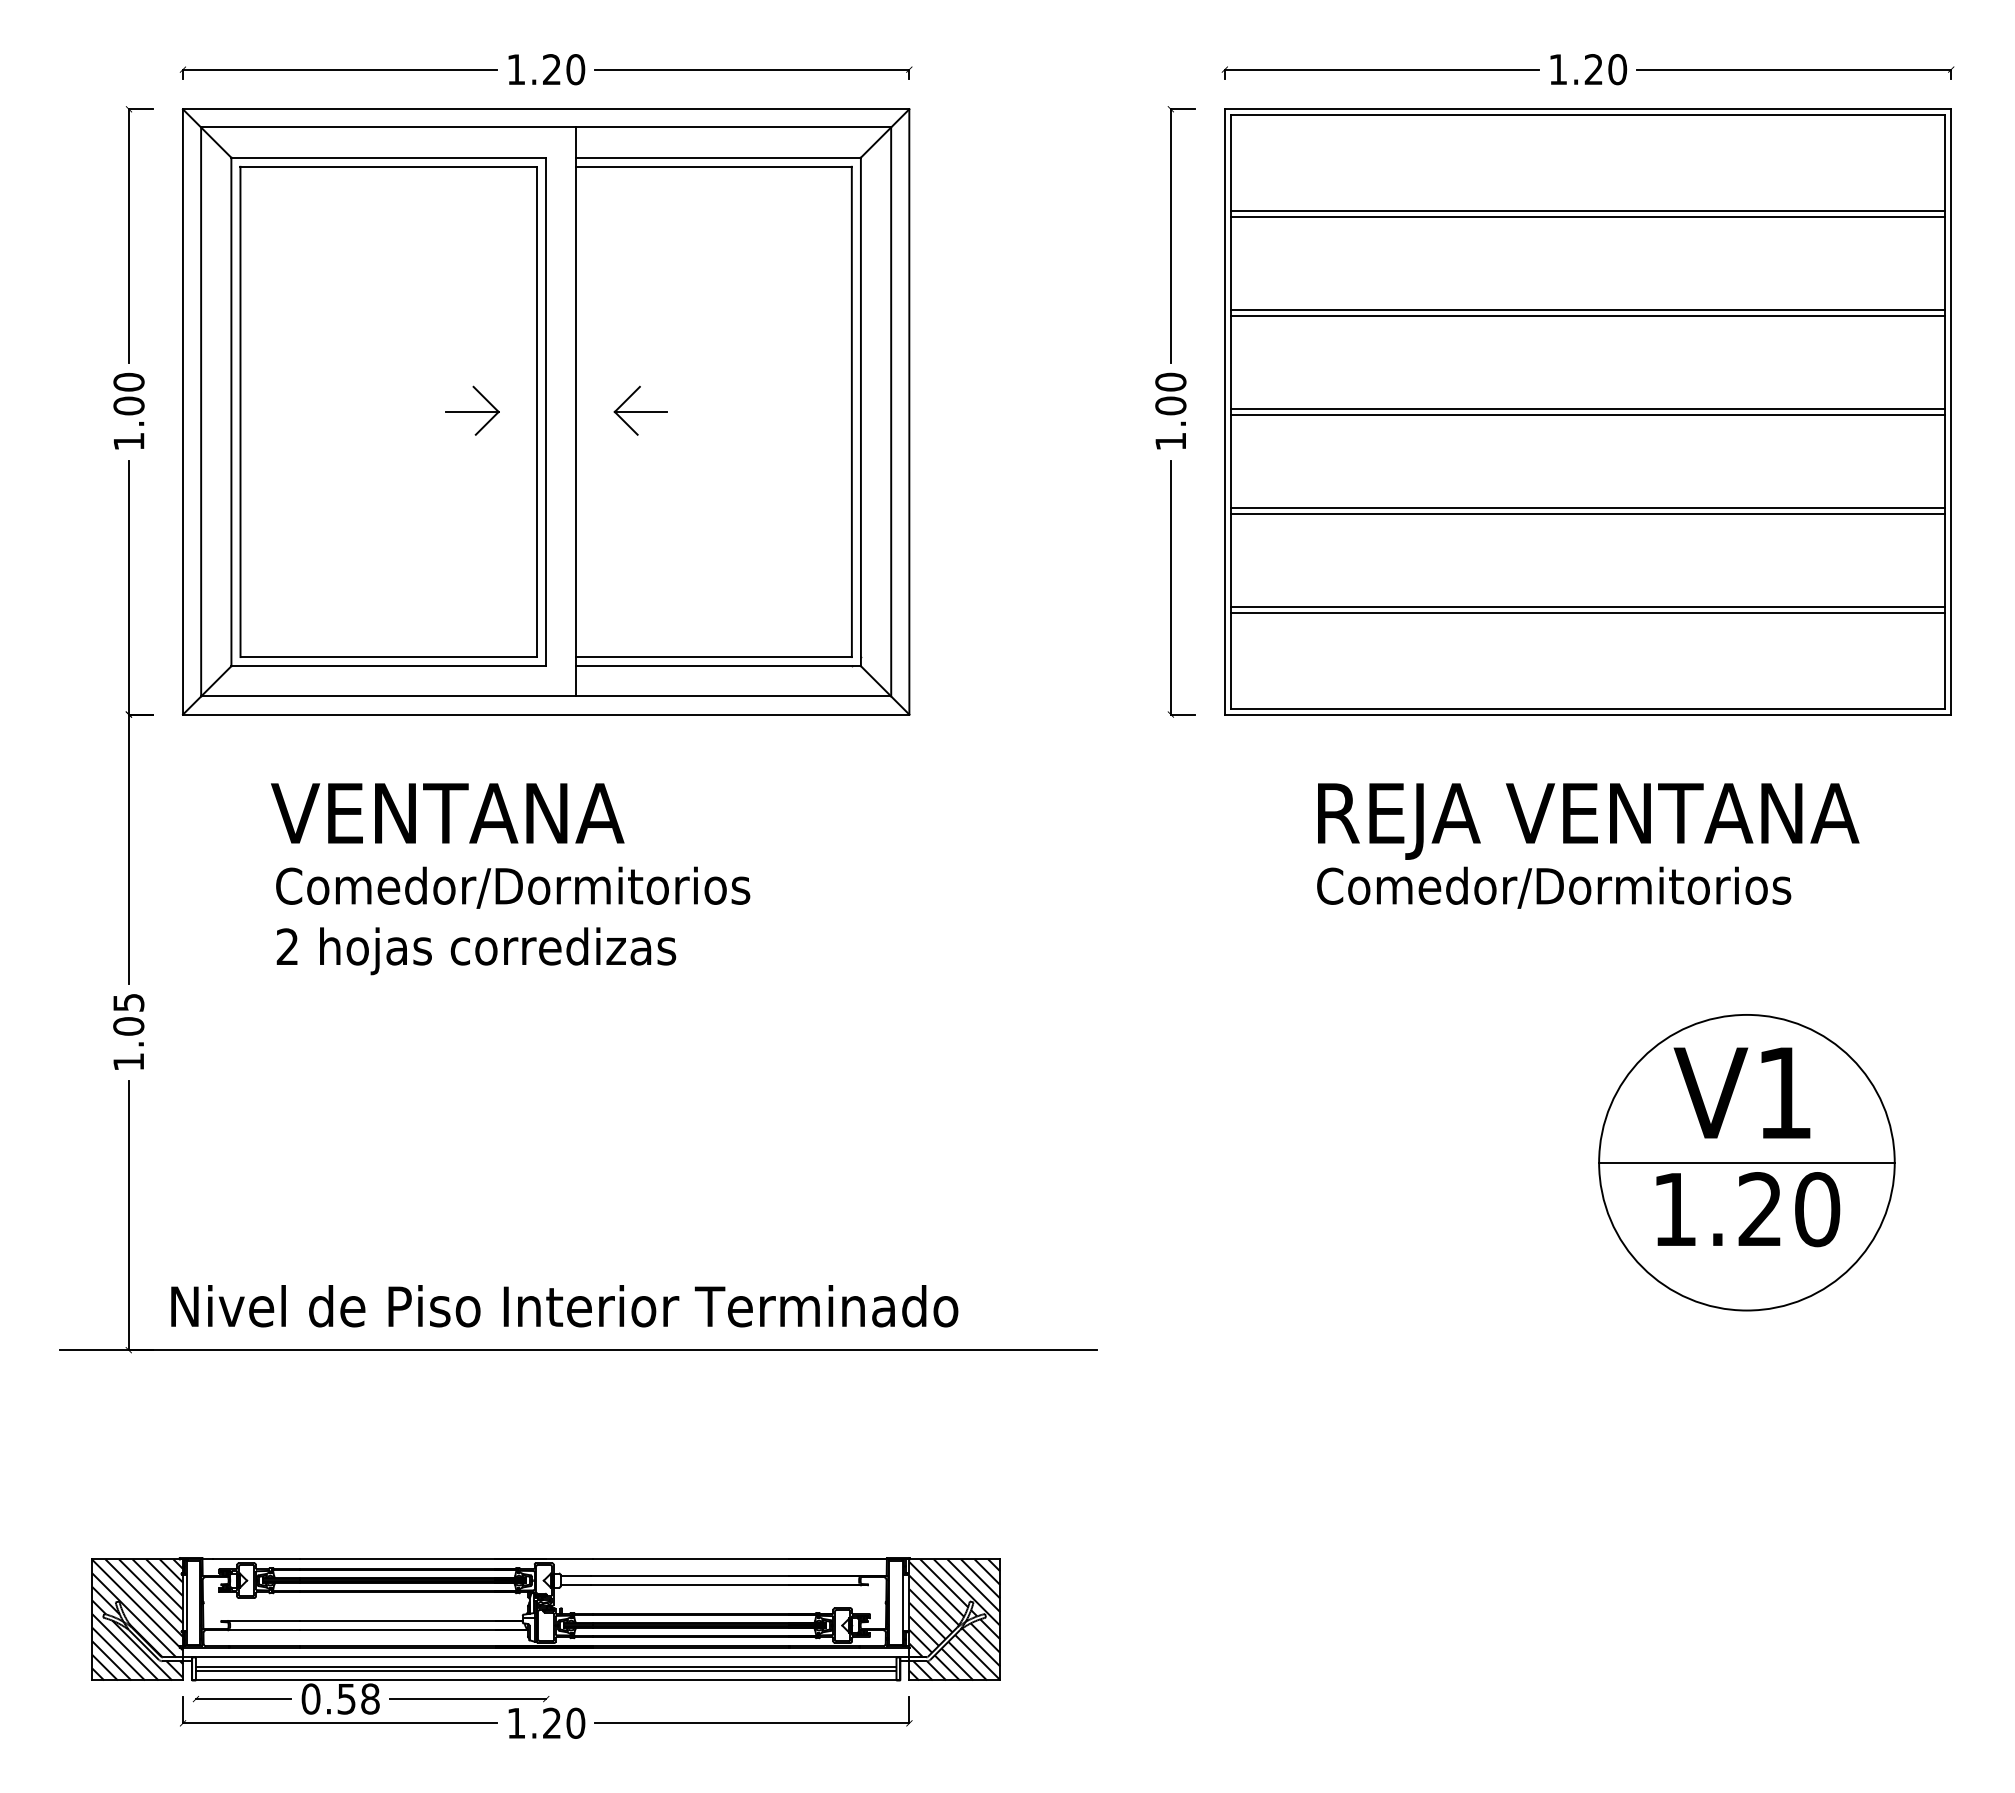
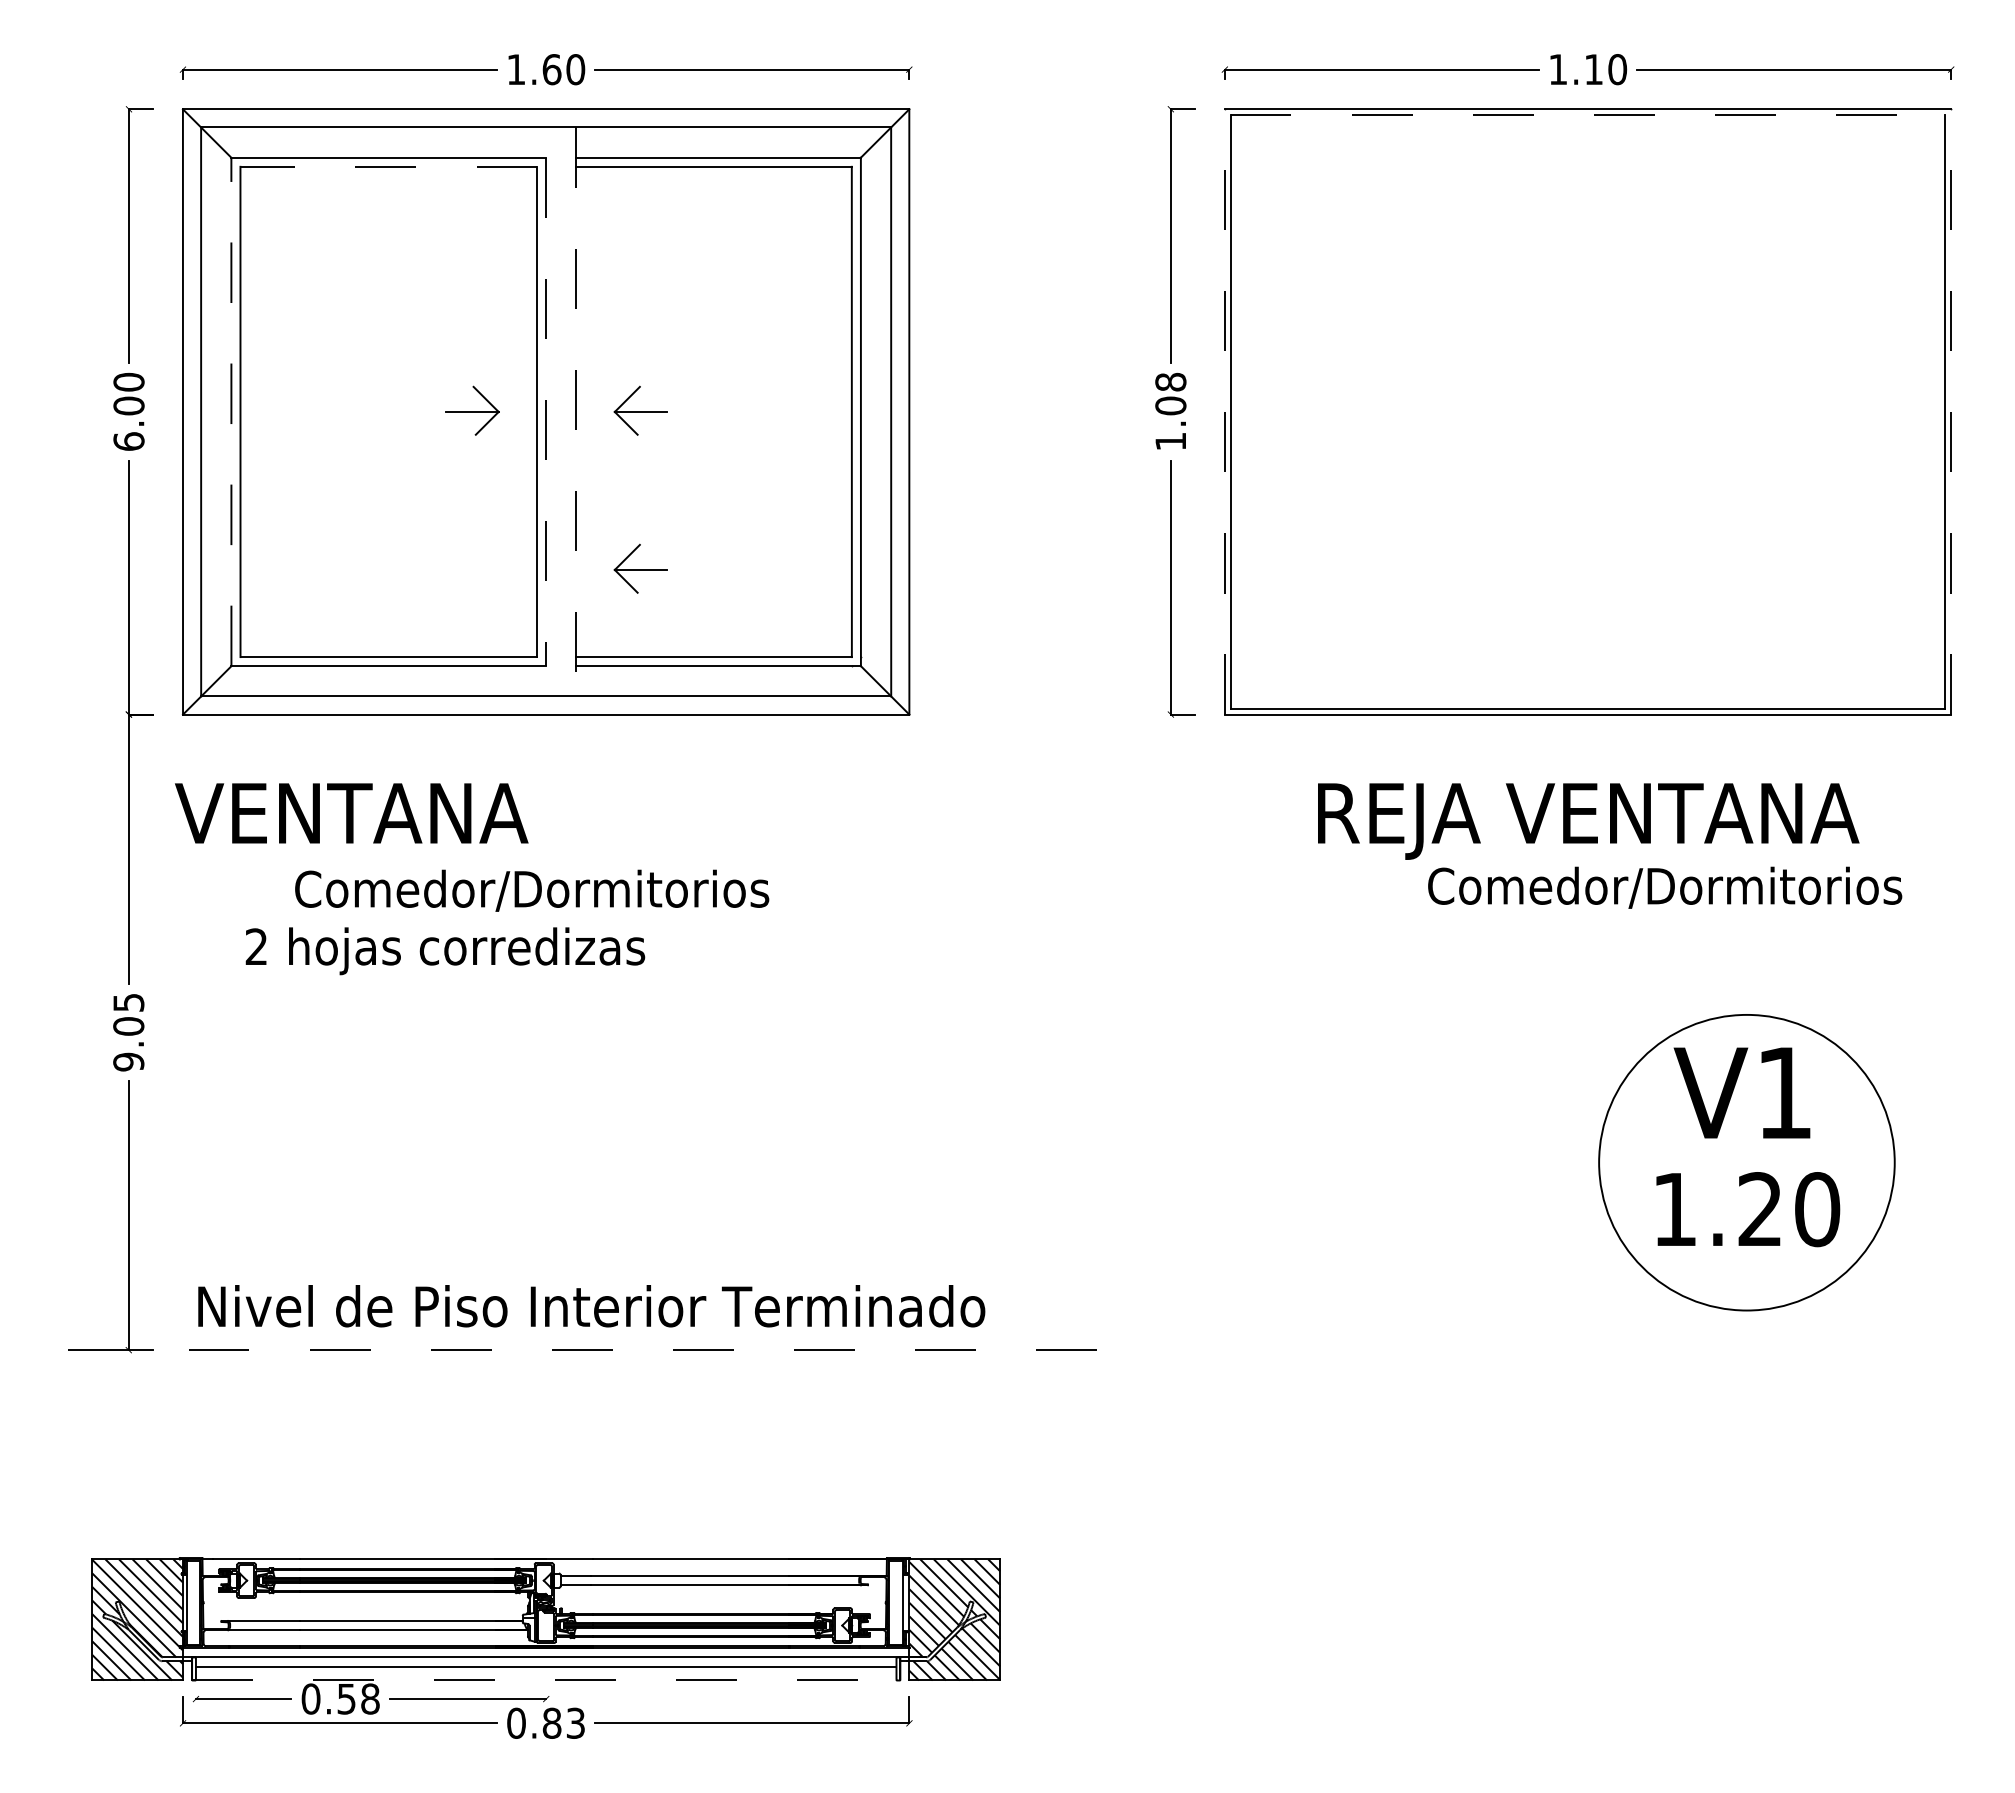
text: 1.20 -> 1.60 (551, 69)
text: 1.20 -> 1.10 (1593, 69)
line: solid -> dashed (1588, 115)
line: solid -> dashed (388, 166)
line: present -> none (1587, 211)
line: present -> none (1587, 217)
line: present -> none (1587, 310)
line: present -> none (1587, 316)
text: 1.00 -> 1.08 (1170, 381)
line: present -> none (1587, 408)
line: solid -> dashed (231, 411)
line: solid -> dashed (1224, 411)
line: solid -> dashed (1951, 411)
line: solid -> dashed (546, 412)
line: solid -> dashed (576, 412)
line: present -> none (1587, 414)
text: 1.00 -> 6.00 (128, 441)
line: present -> none (1587, 507)
line: present -> none (1587, 513)
part: none -> present (640, 568)
line: present -> none (1587, 606)
line: present -> none (1587, 612)
text position: (447, 813) -> (351, 813) (351, 813)
text position: (513, 887) -> (532, 890) (532, 890)
text position: (1554, 887) -> (1665, 887) (1665, 887)
text position: (476, 951) -> (445, 951) (445, 951)
text: 1.05 -> 9.05 (128, 1061)
line: present -> none (1746, 1162)
text position: (564, 1306) -> (591, 1306) (591, 1306)
line: solid -> dashed (578, 1350)
line: present -> none (545, 1670)
line: solid -> dashed (546, 1680)
text: 1.20 -> 0.83 (546, 1722)
